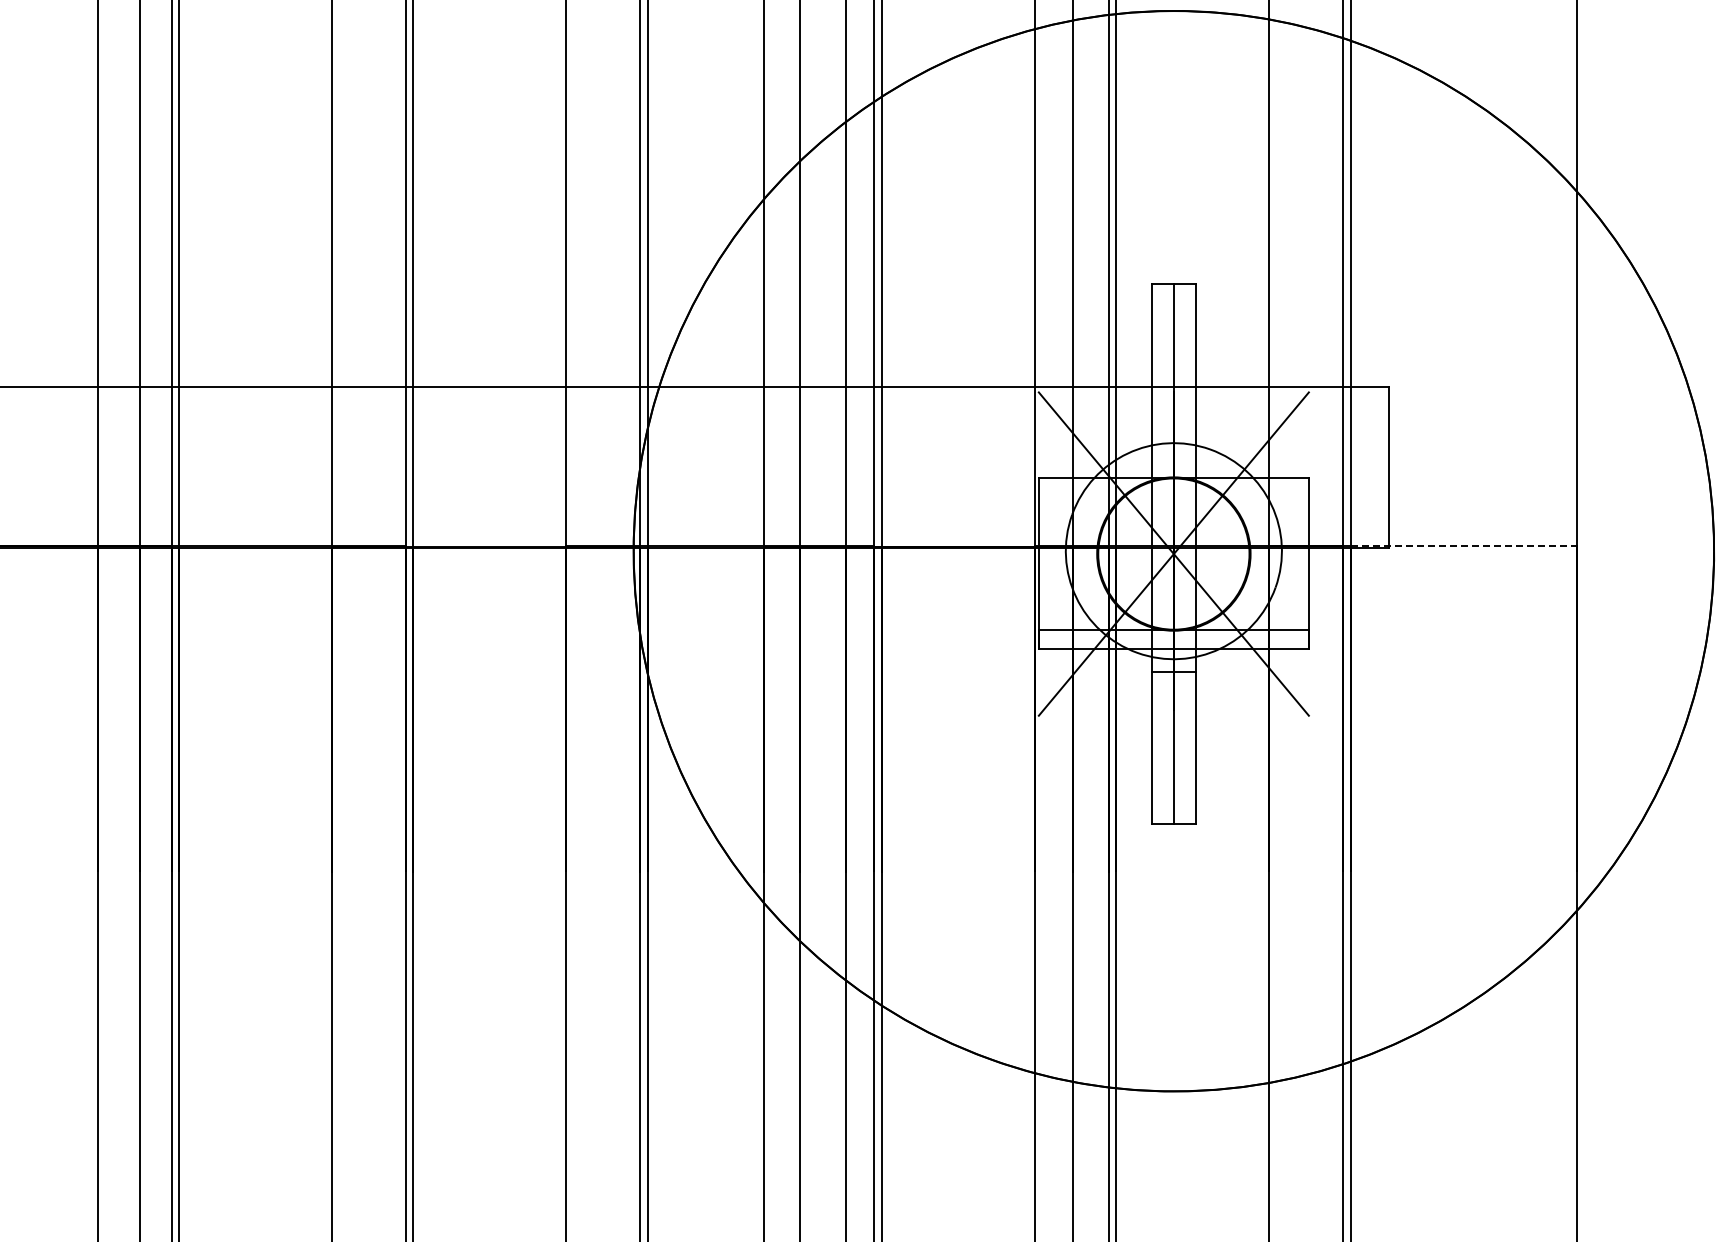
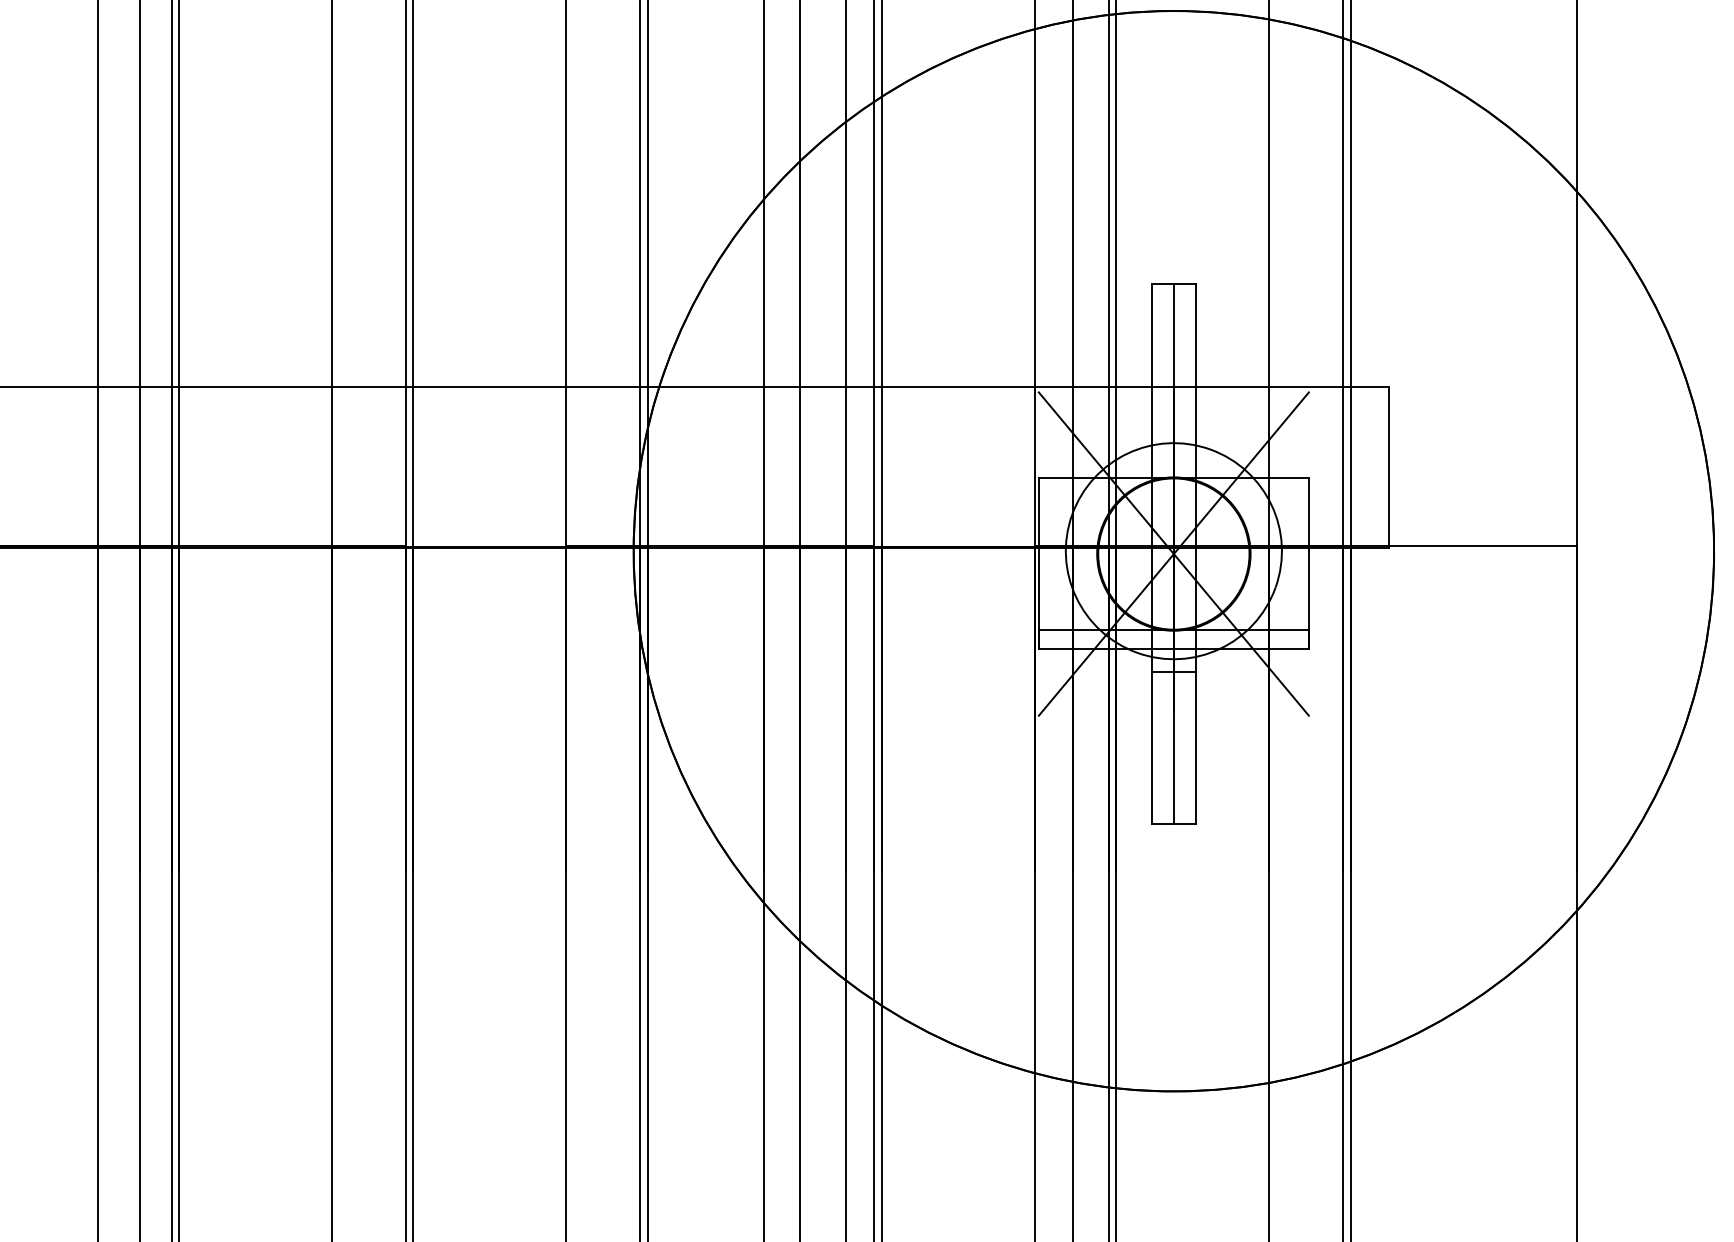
line: dashed -> solid (1464, 546)
